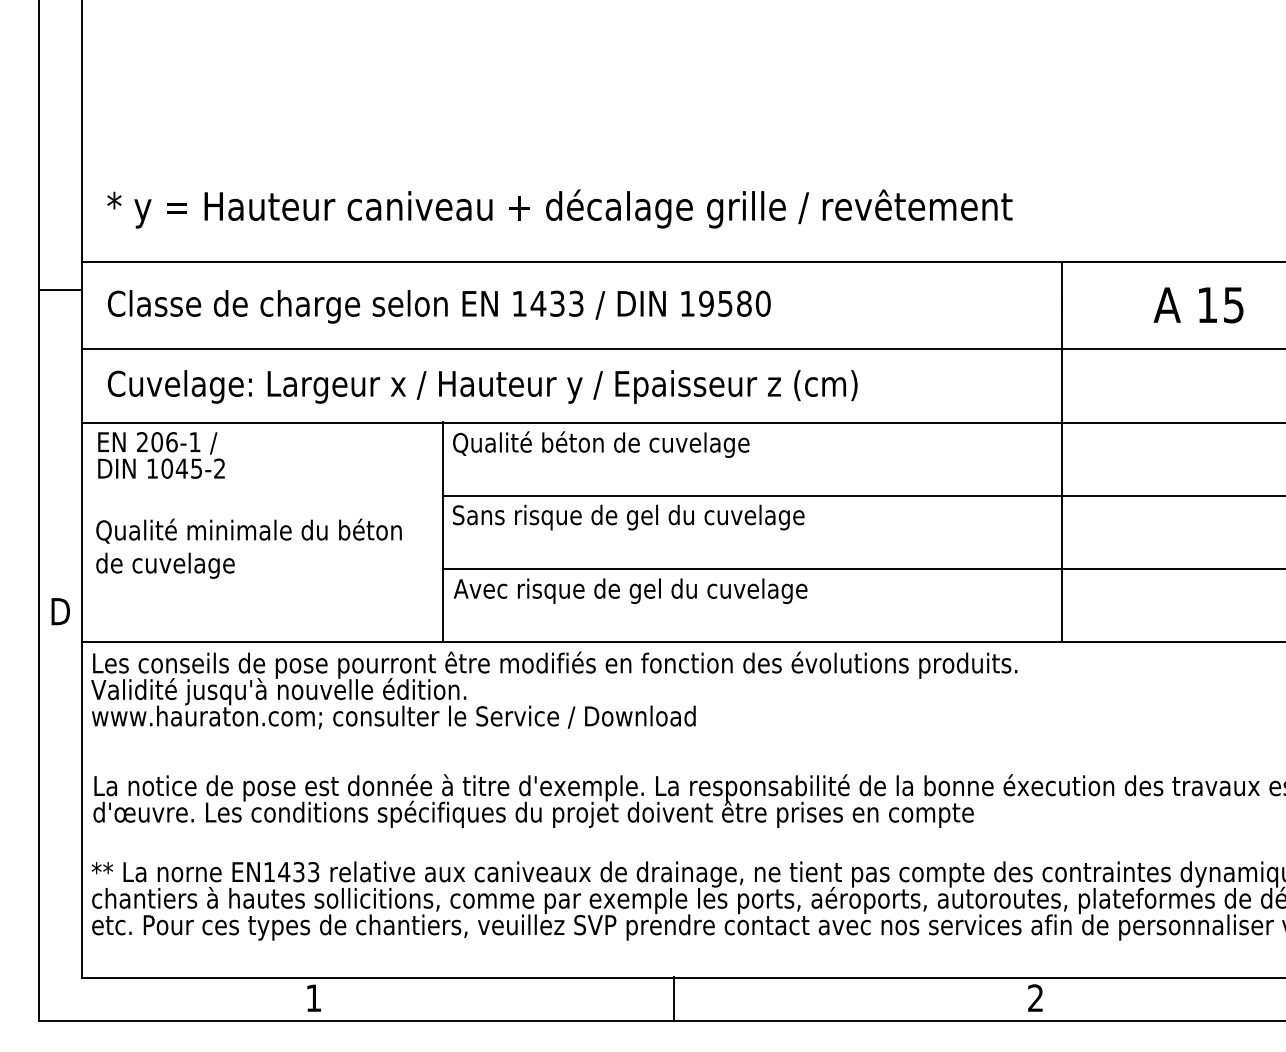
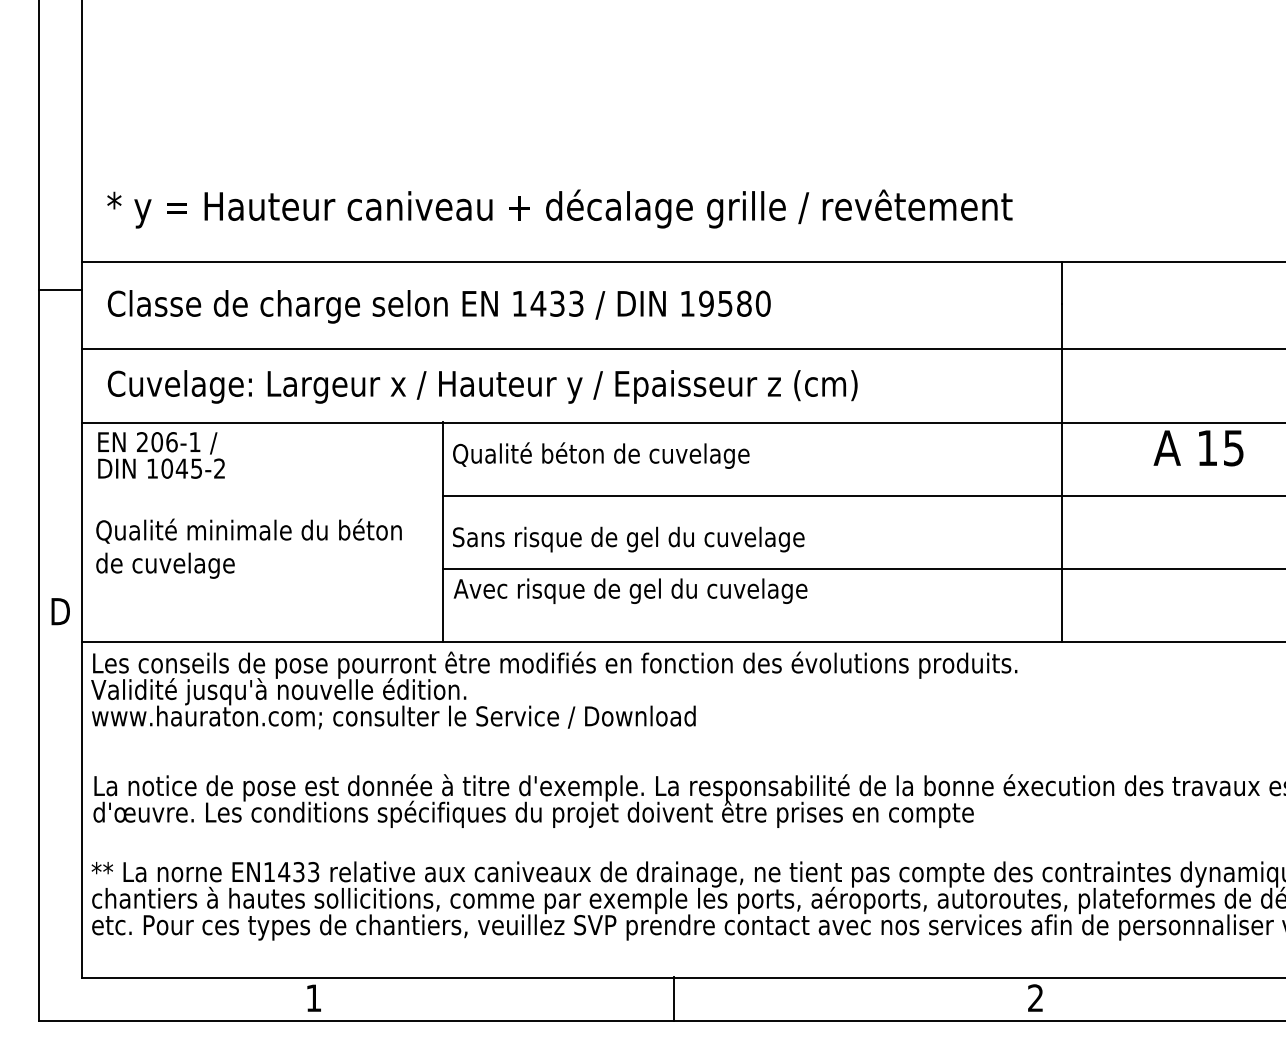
text position: (1198, 305) -> (1198, 448) (1198, 448)
text position: (601, 444) -> (601, 455) (601, 455)
text position: (628, 517) -> (628, 539) (628, 539)
